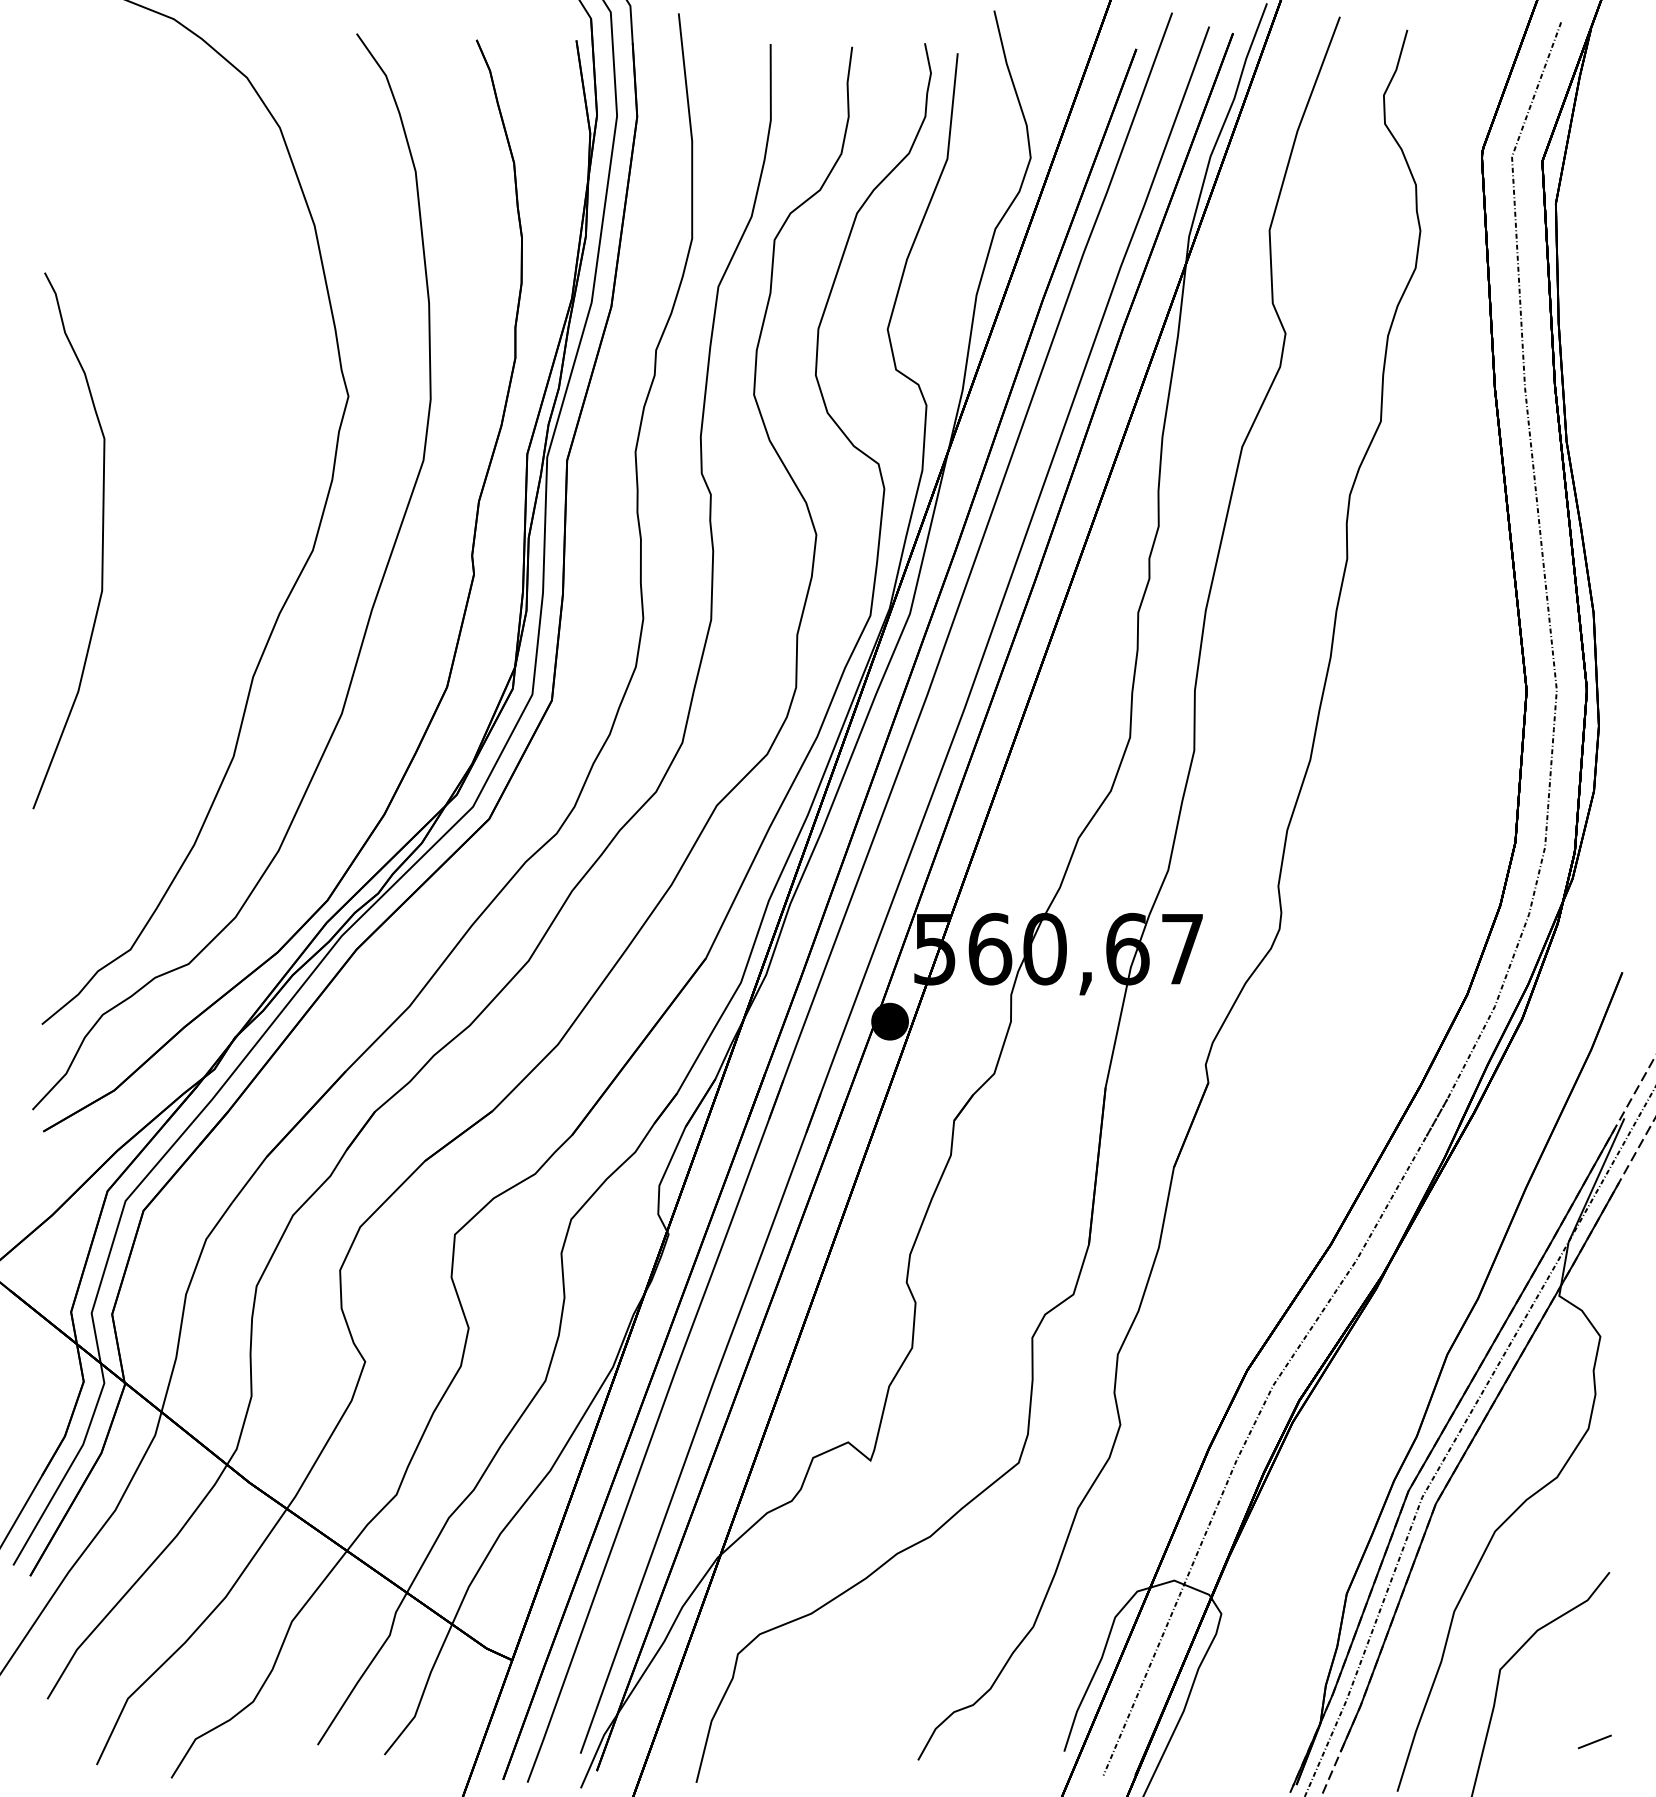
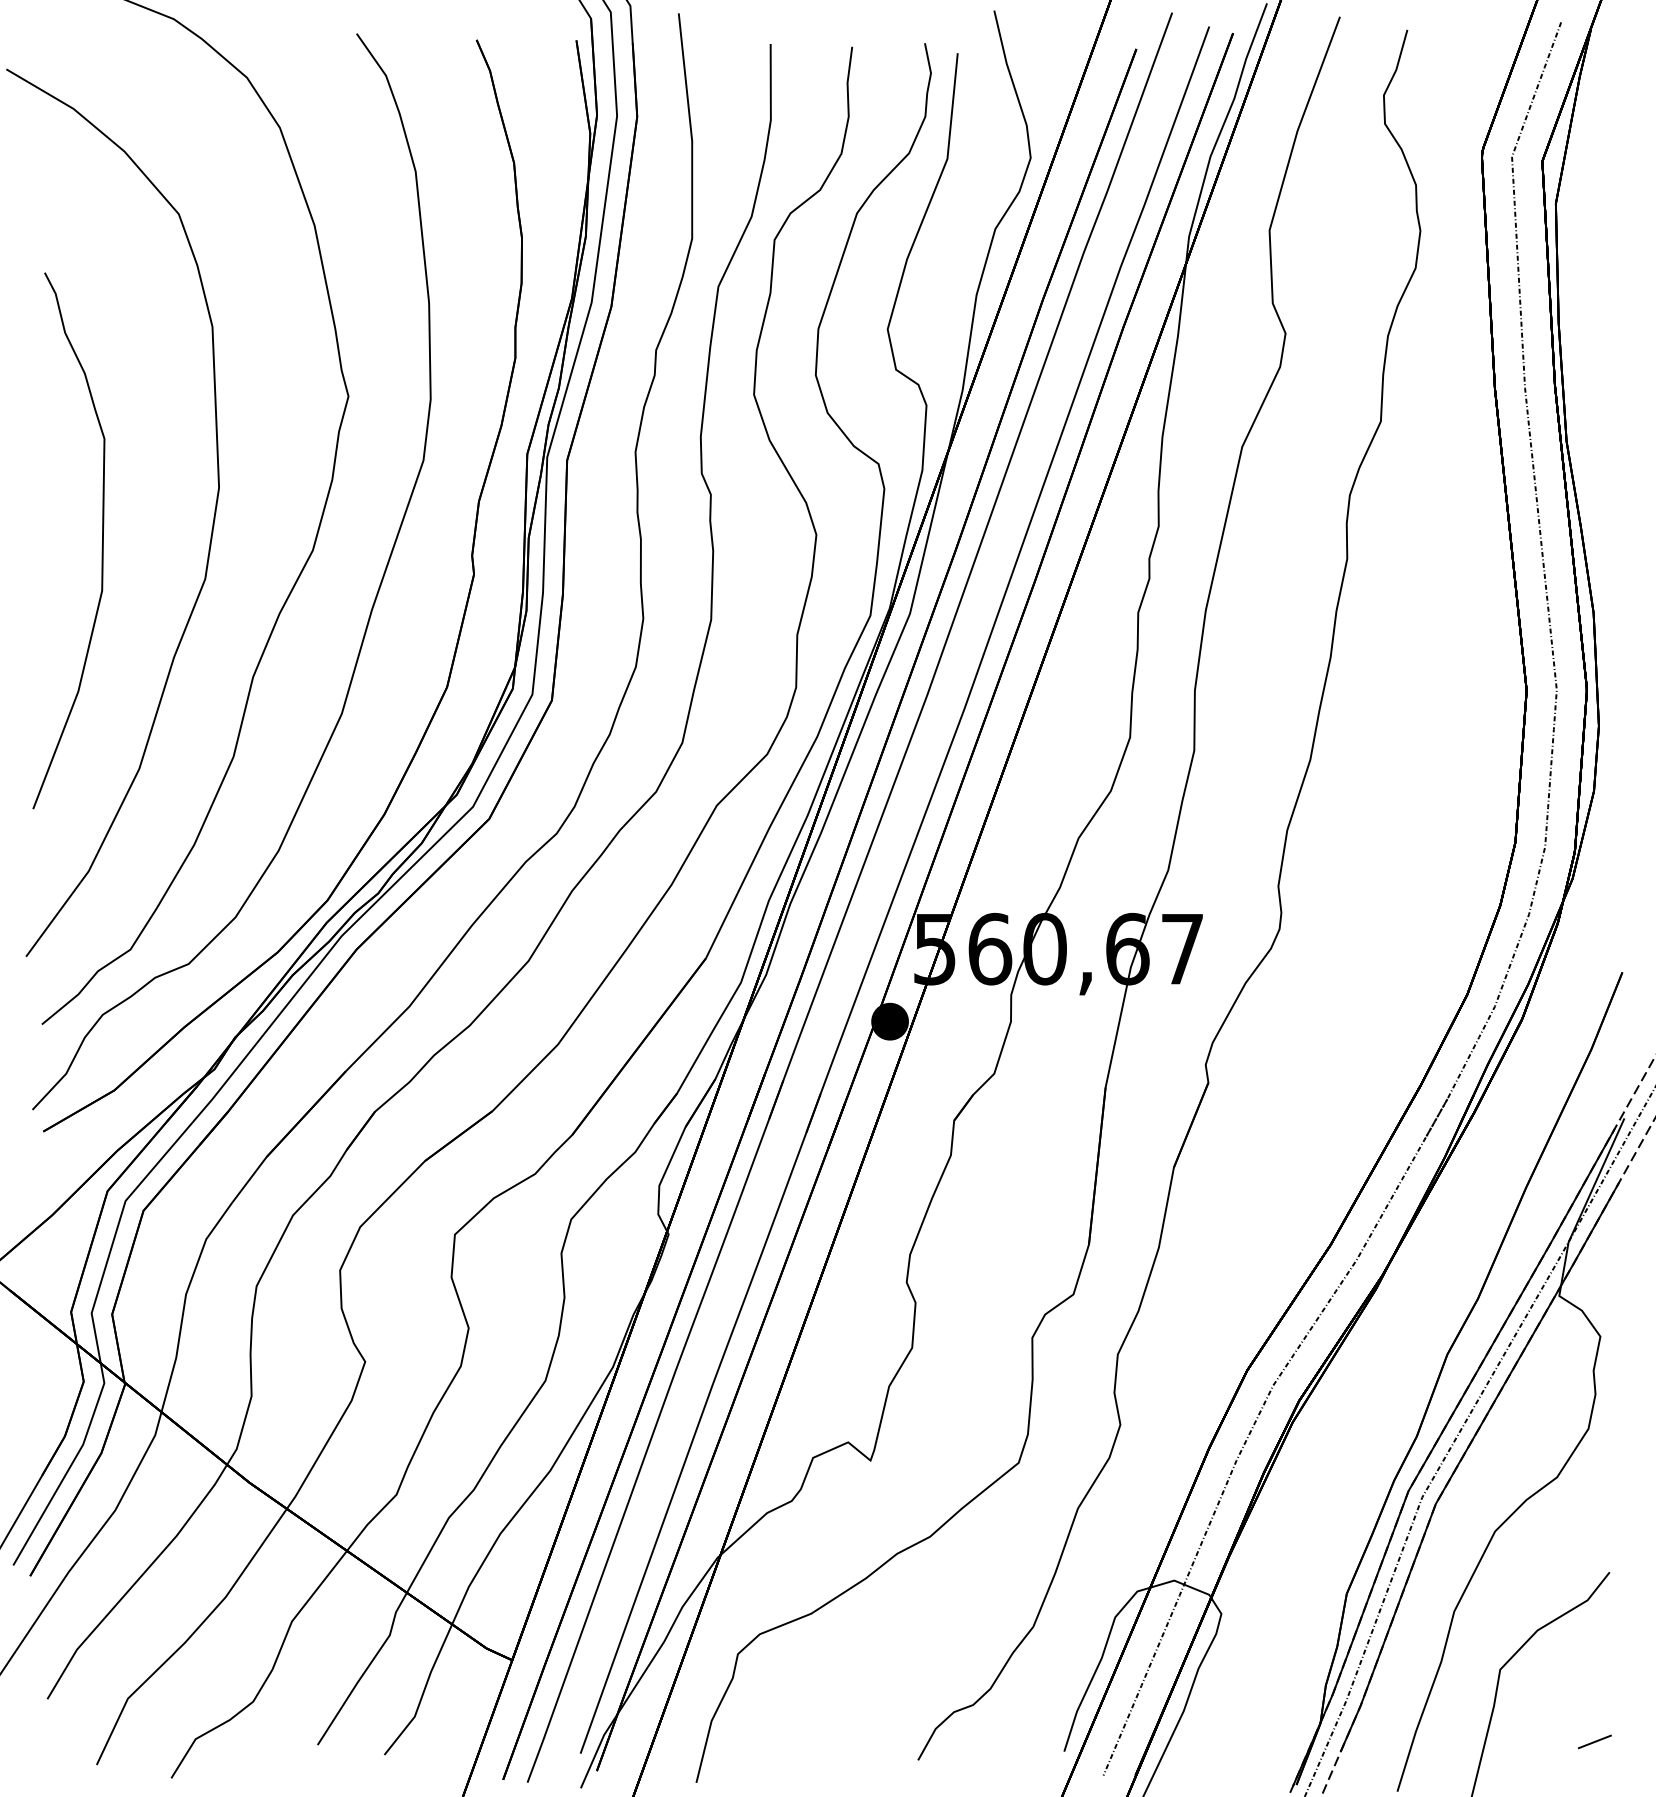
curve: none -> present (211, 529)
